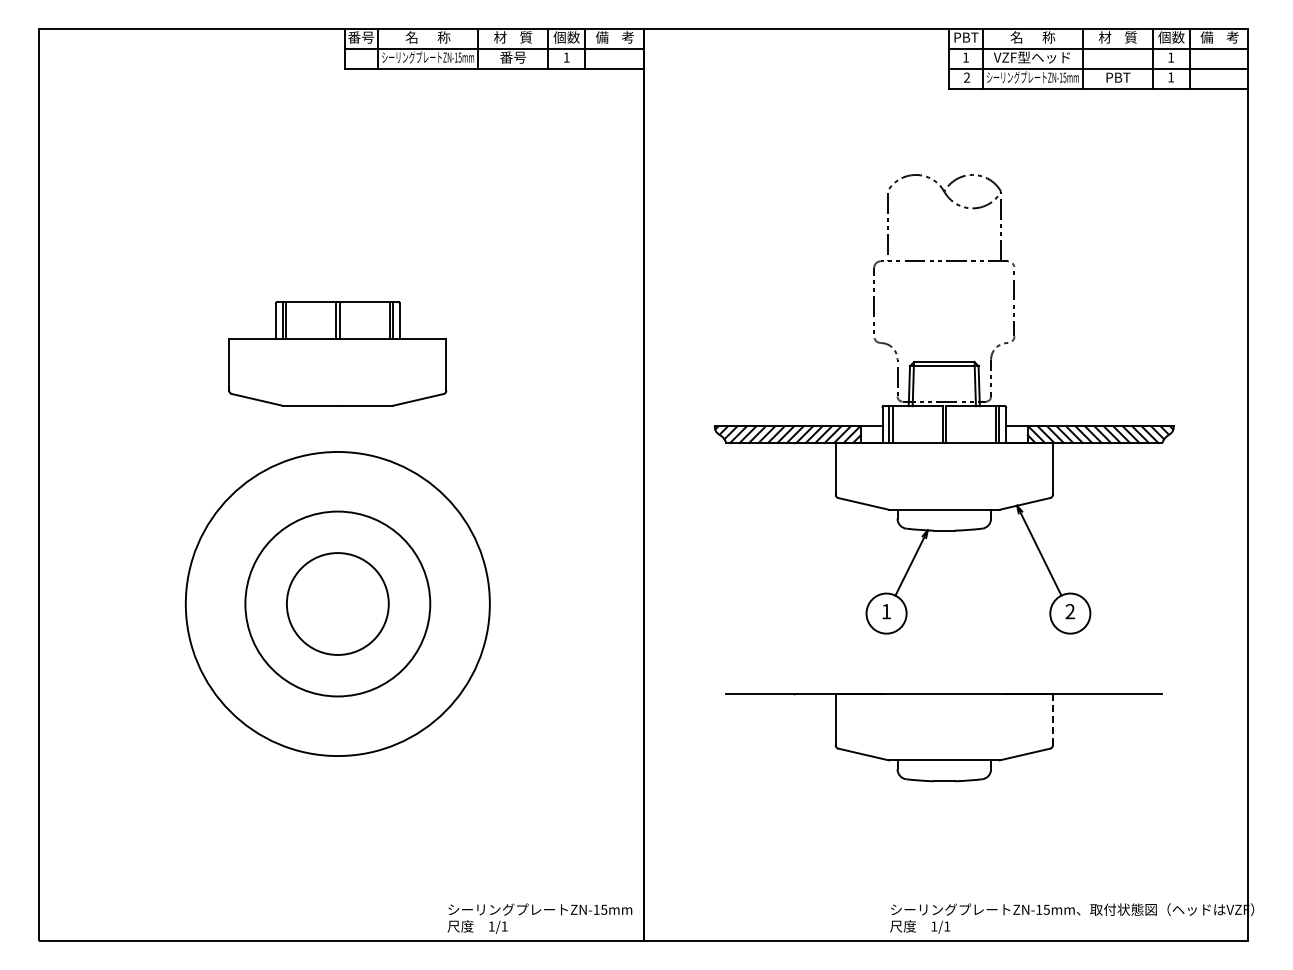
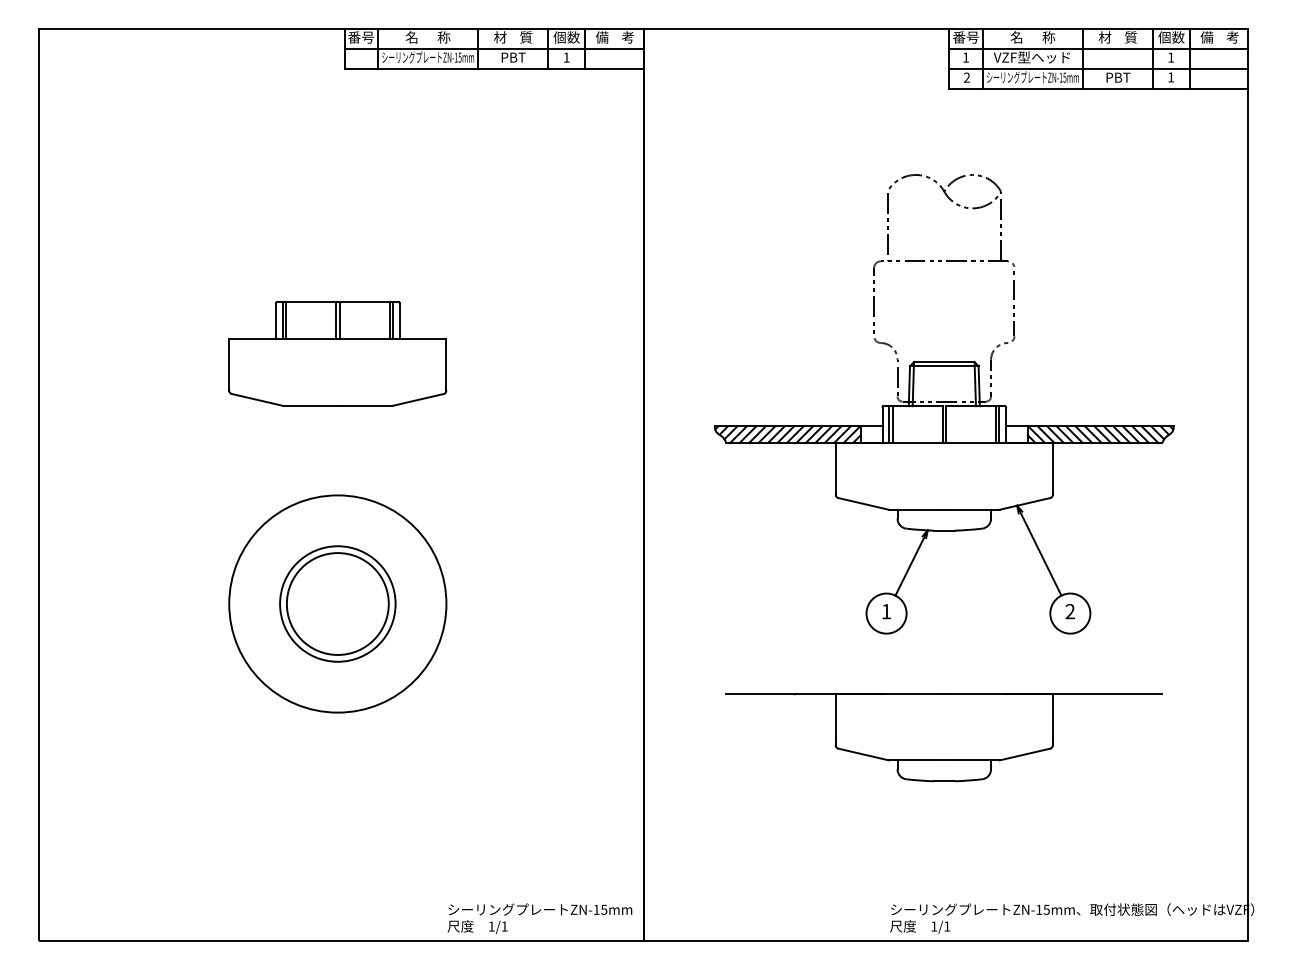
text: PBT -> 番号 (965, 37)
text: 番号 -> PBT (513, 57)
circle diameter: 185 px -> 116 px (337, 603)
circle diameter: 304 px -> 217 px (337, 603)
line: dashed -> solid (1052, 719)
